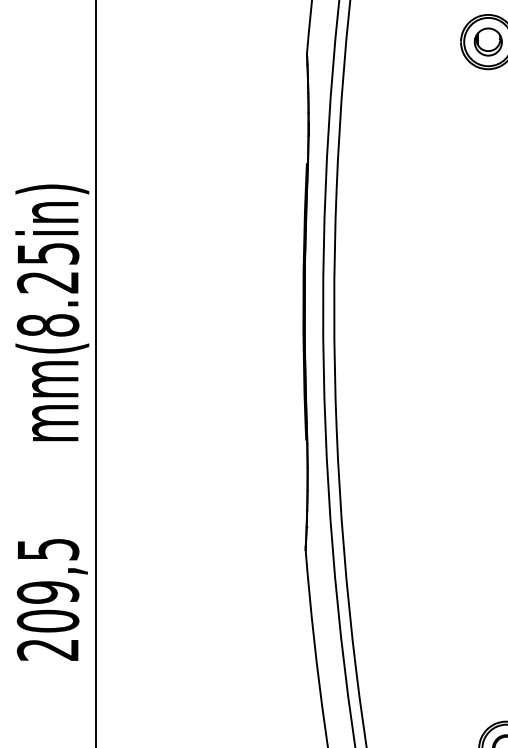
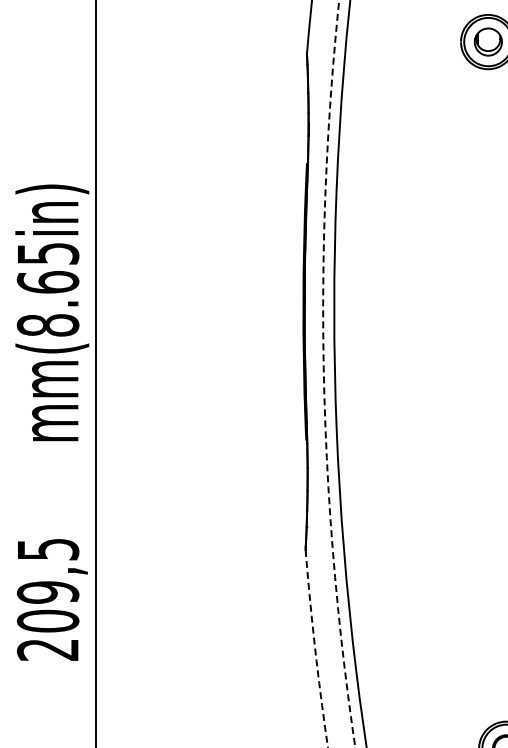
text: mm(8.25in) -> mm(8.65in) (47, 281)
arc: solid -> dashed (323, 372)
arc: solid -> dashed (315, 648)
